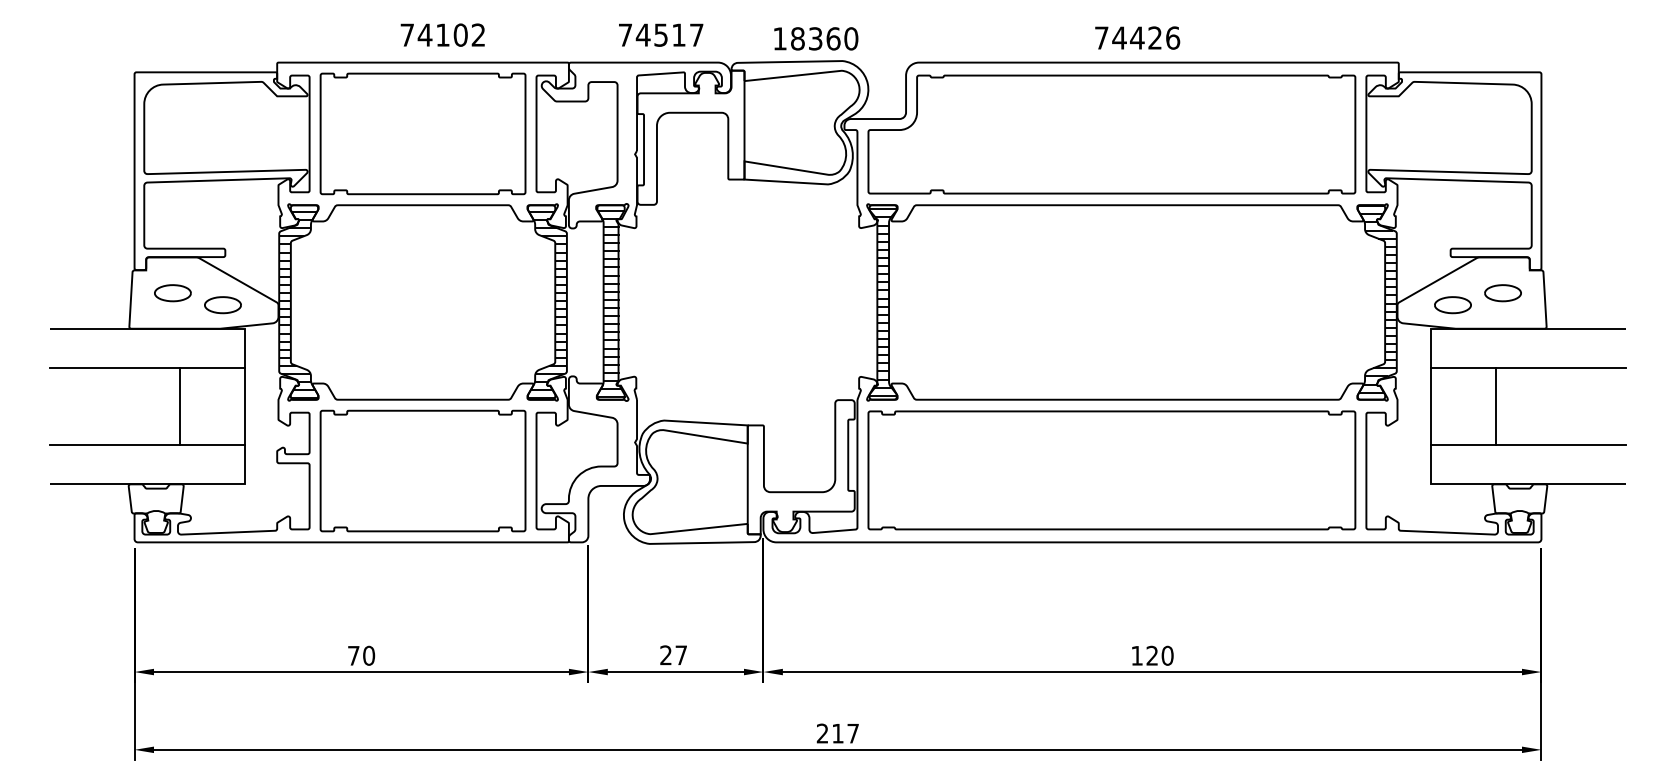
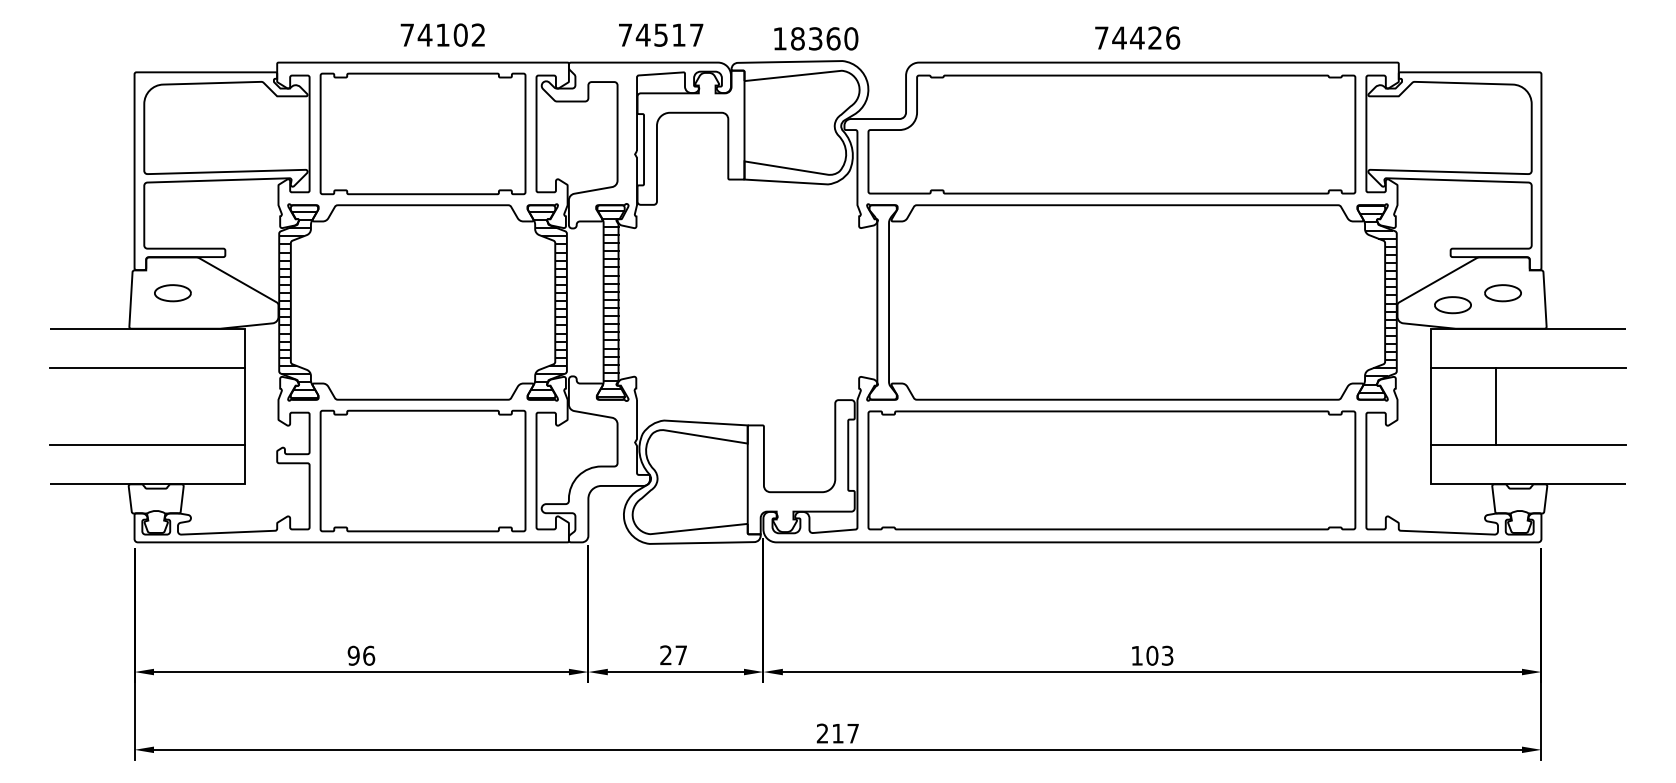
hatch: present -> none (882, 302)
part: present -> none (222, 305)
line: present -> none (179, 406)
text: 70 -> 96 (361, 655)
text: 120 -> 103 (1159, 655)
